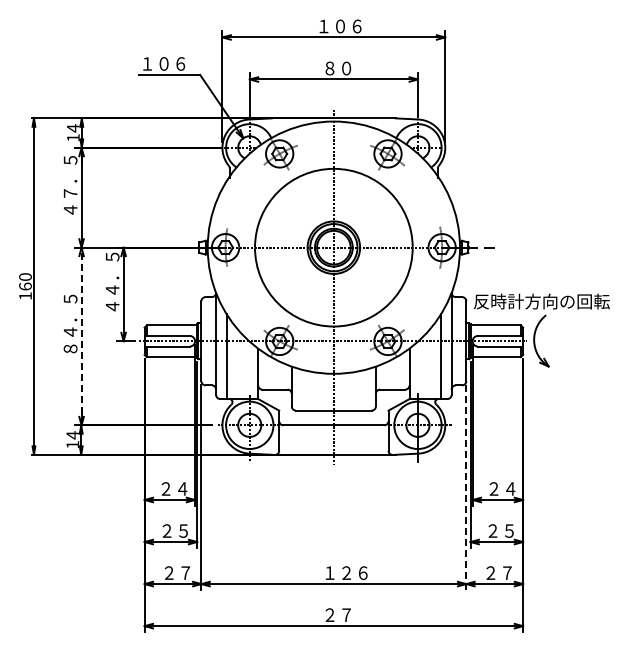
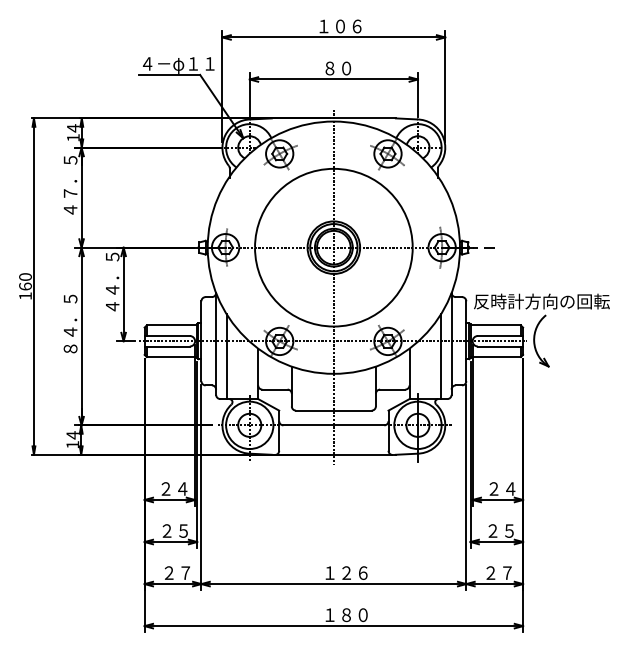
text: １０６ -> ４－φ１１ (178, 65)
line: dashed -> solid (81, 336)
line: dashed -> solid (466, 488)
text: ２７ -> １８０ (346, 615)
